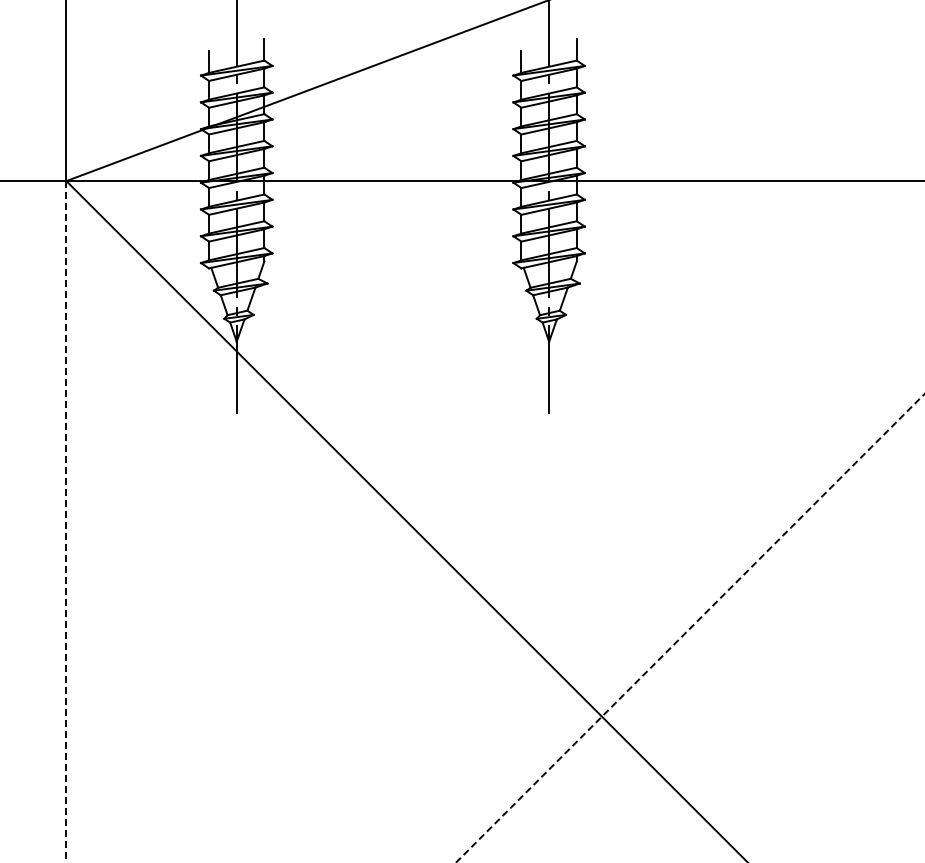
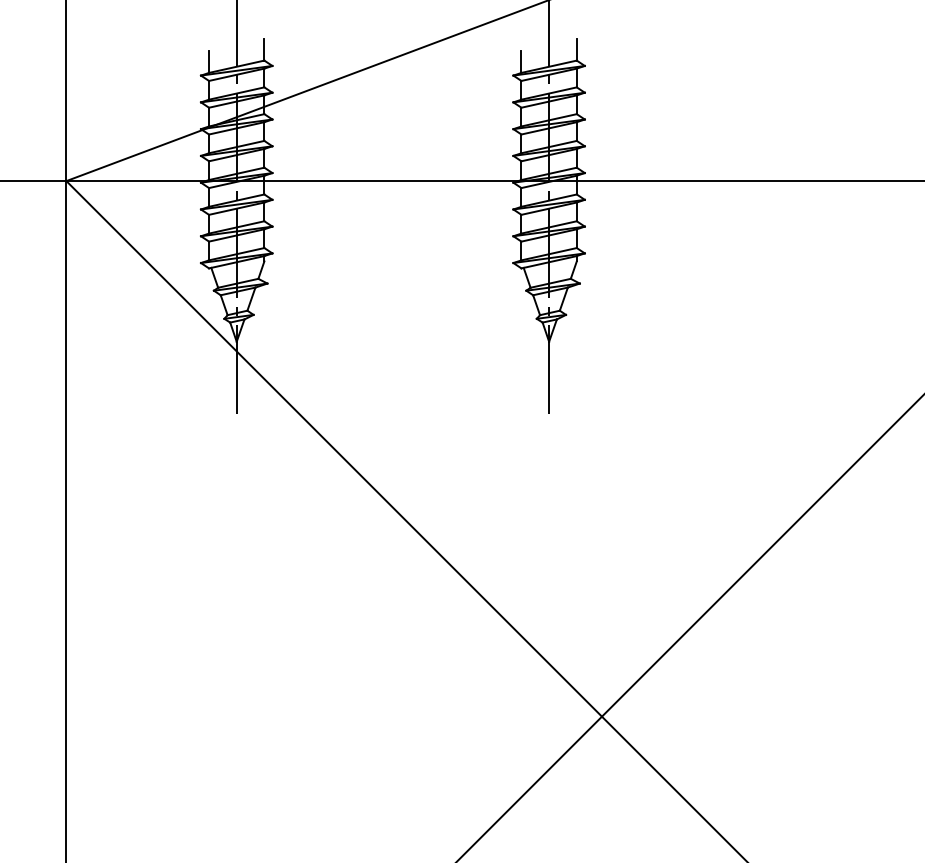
line: dashed -> solid (66, 521)
line: dashed -> solid (690, 628)
